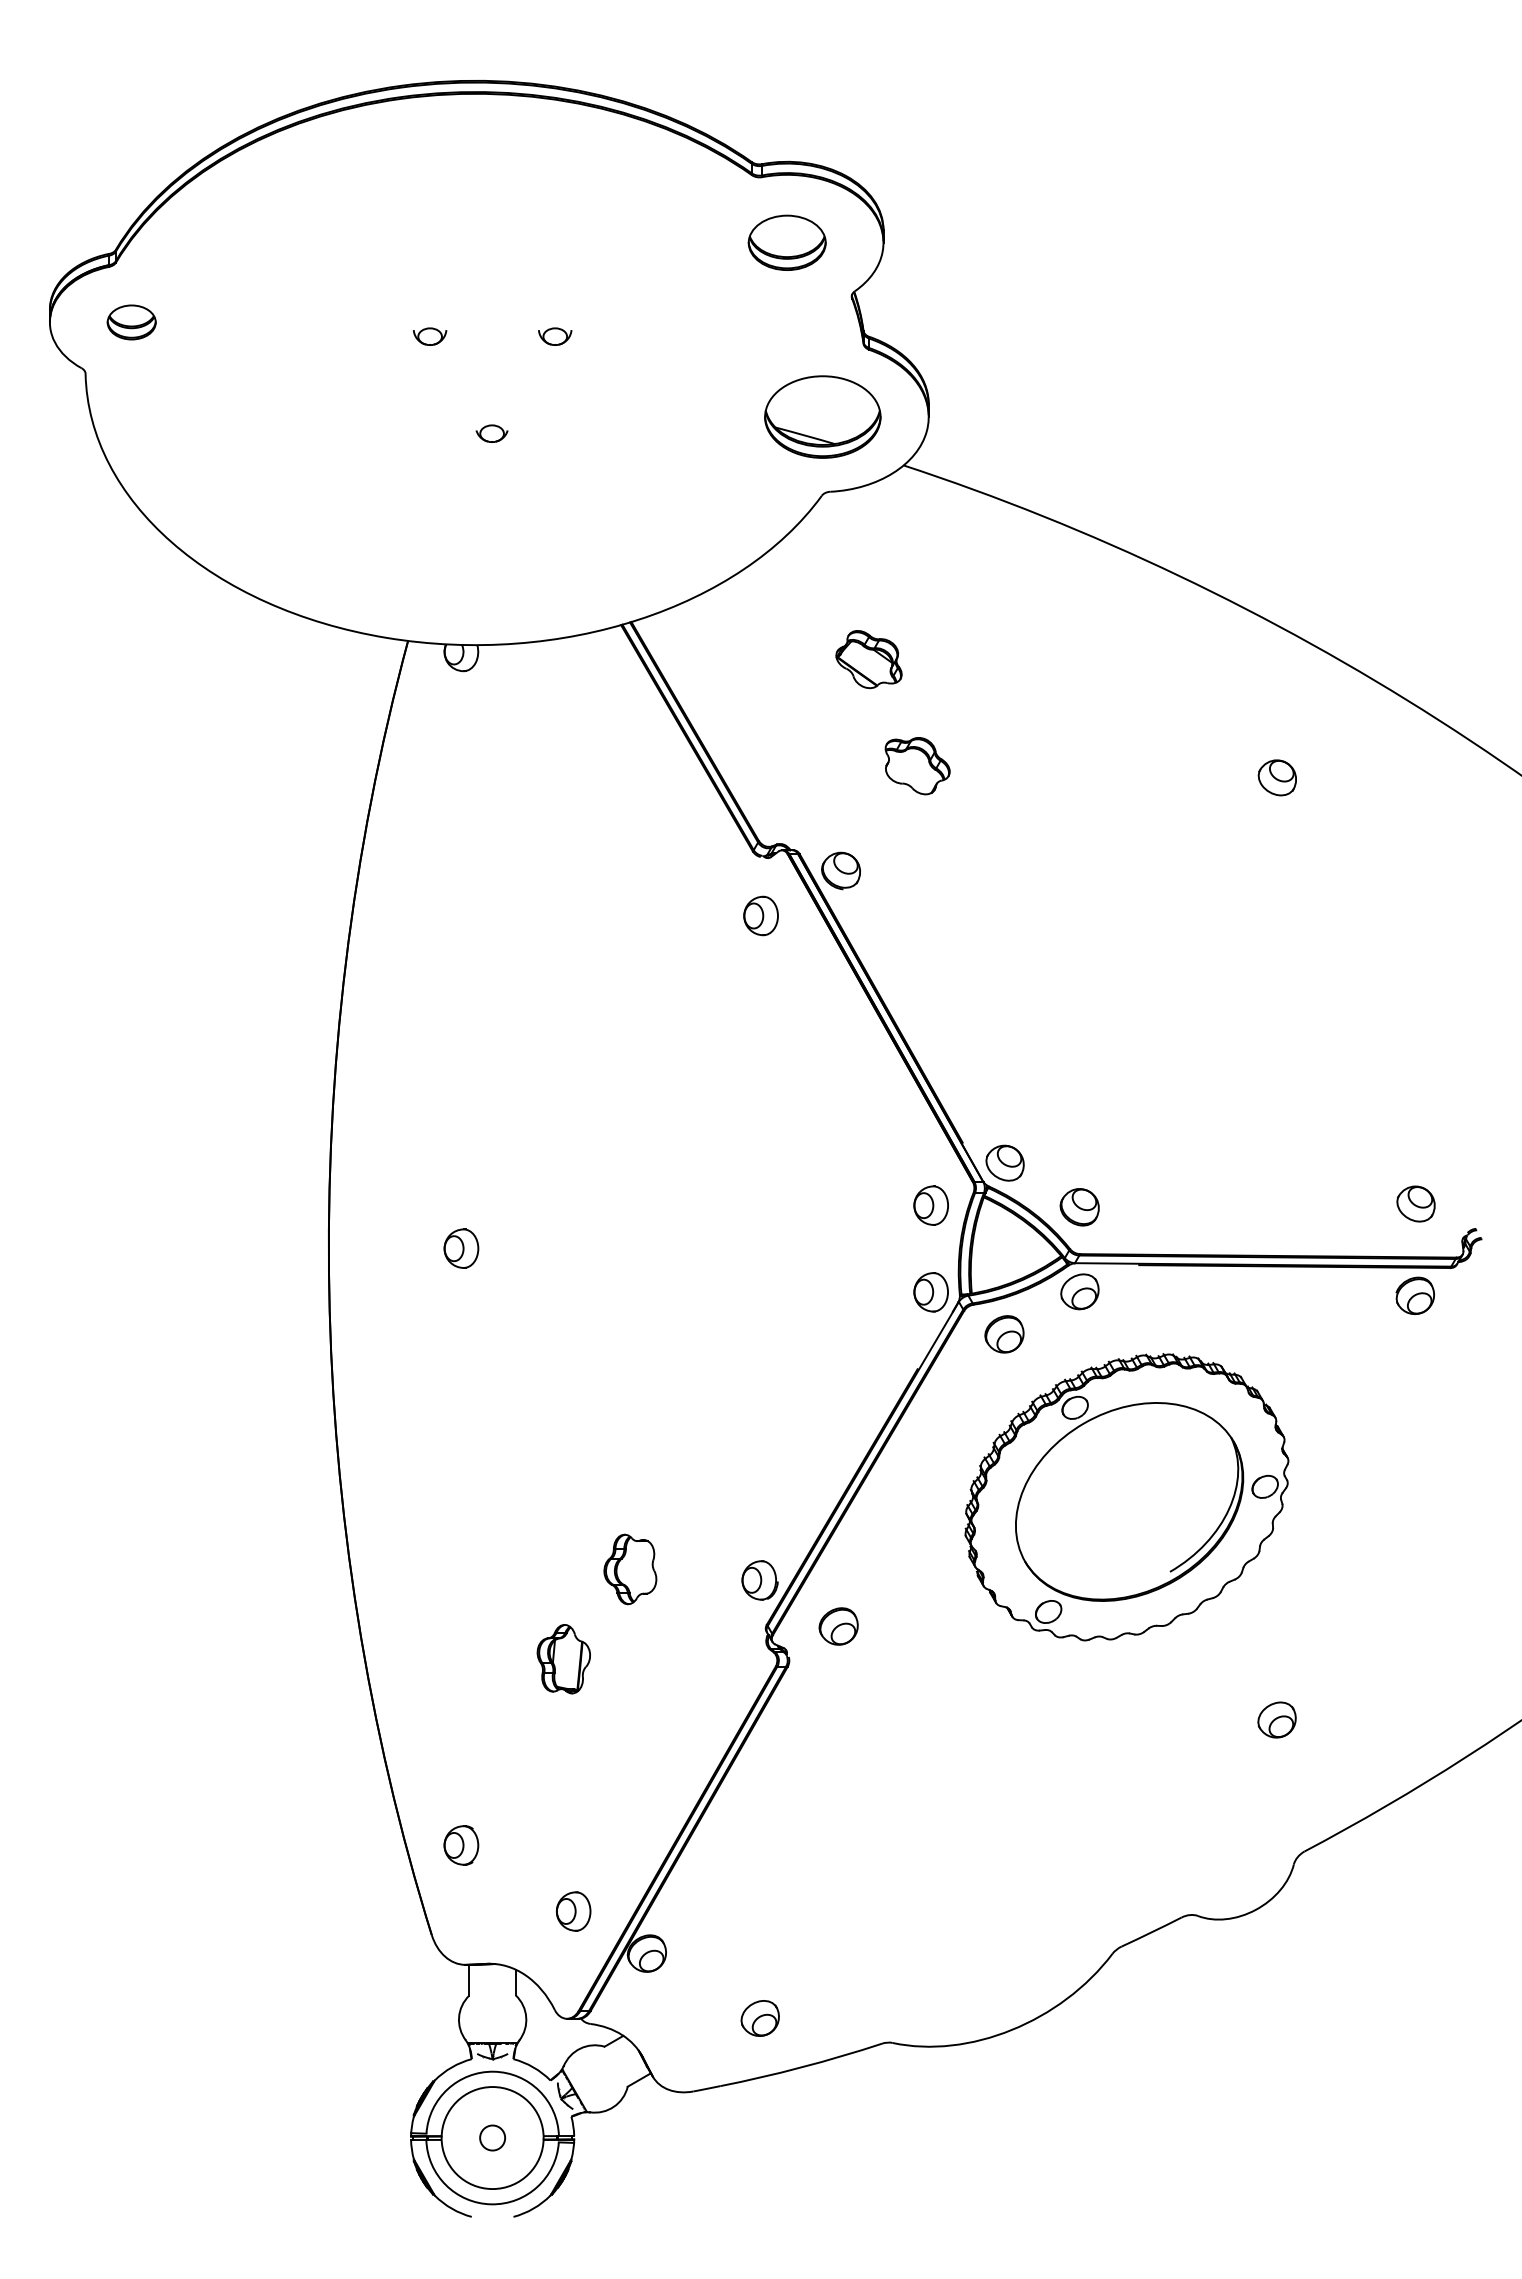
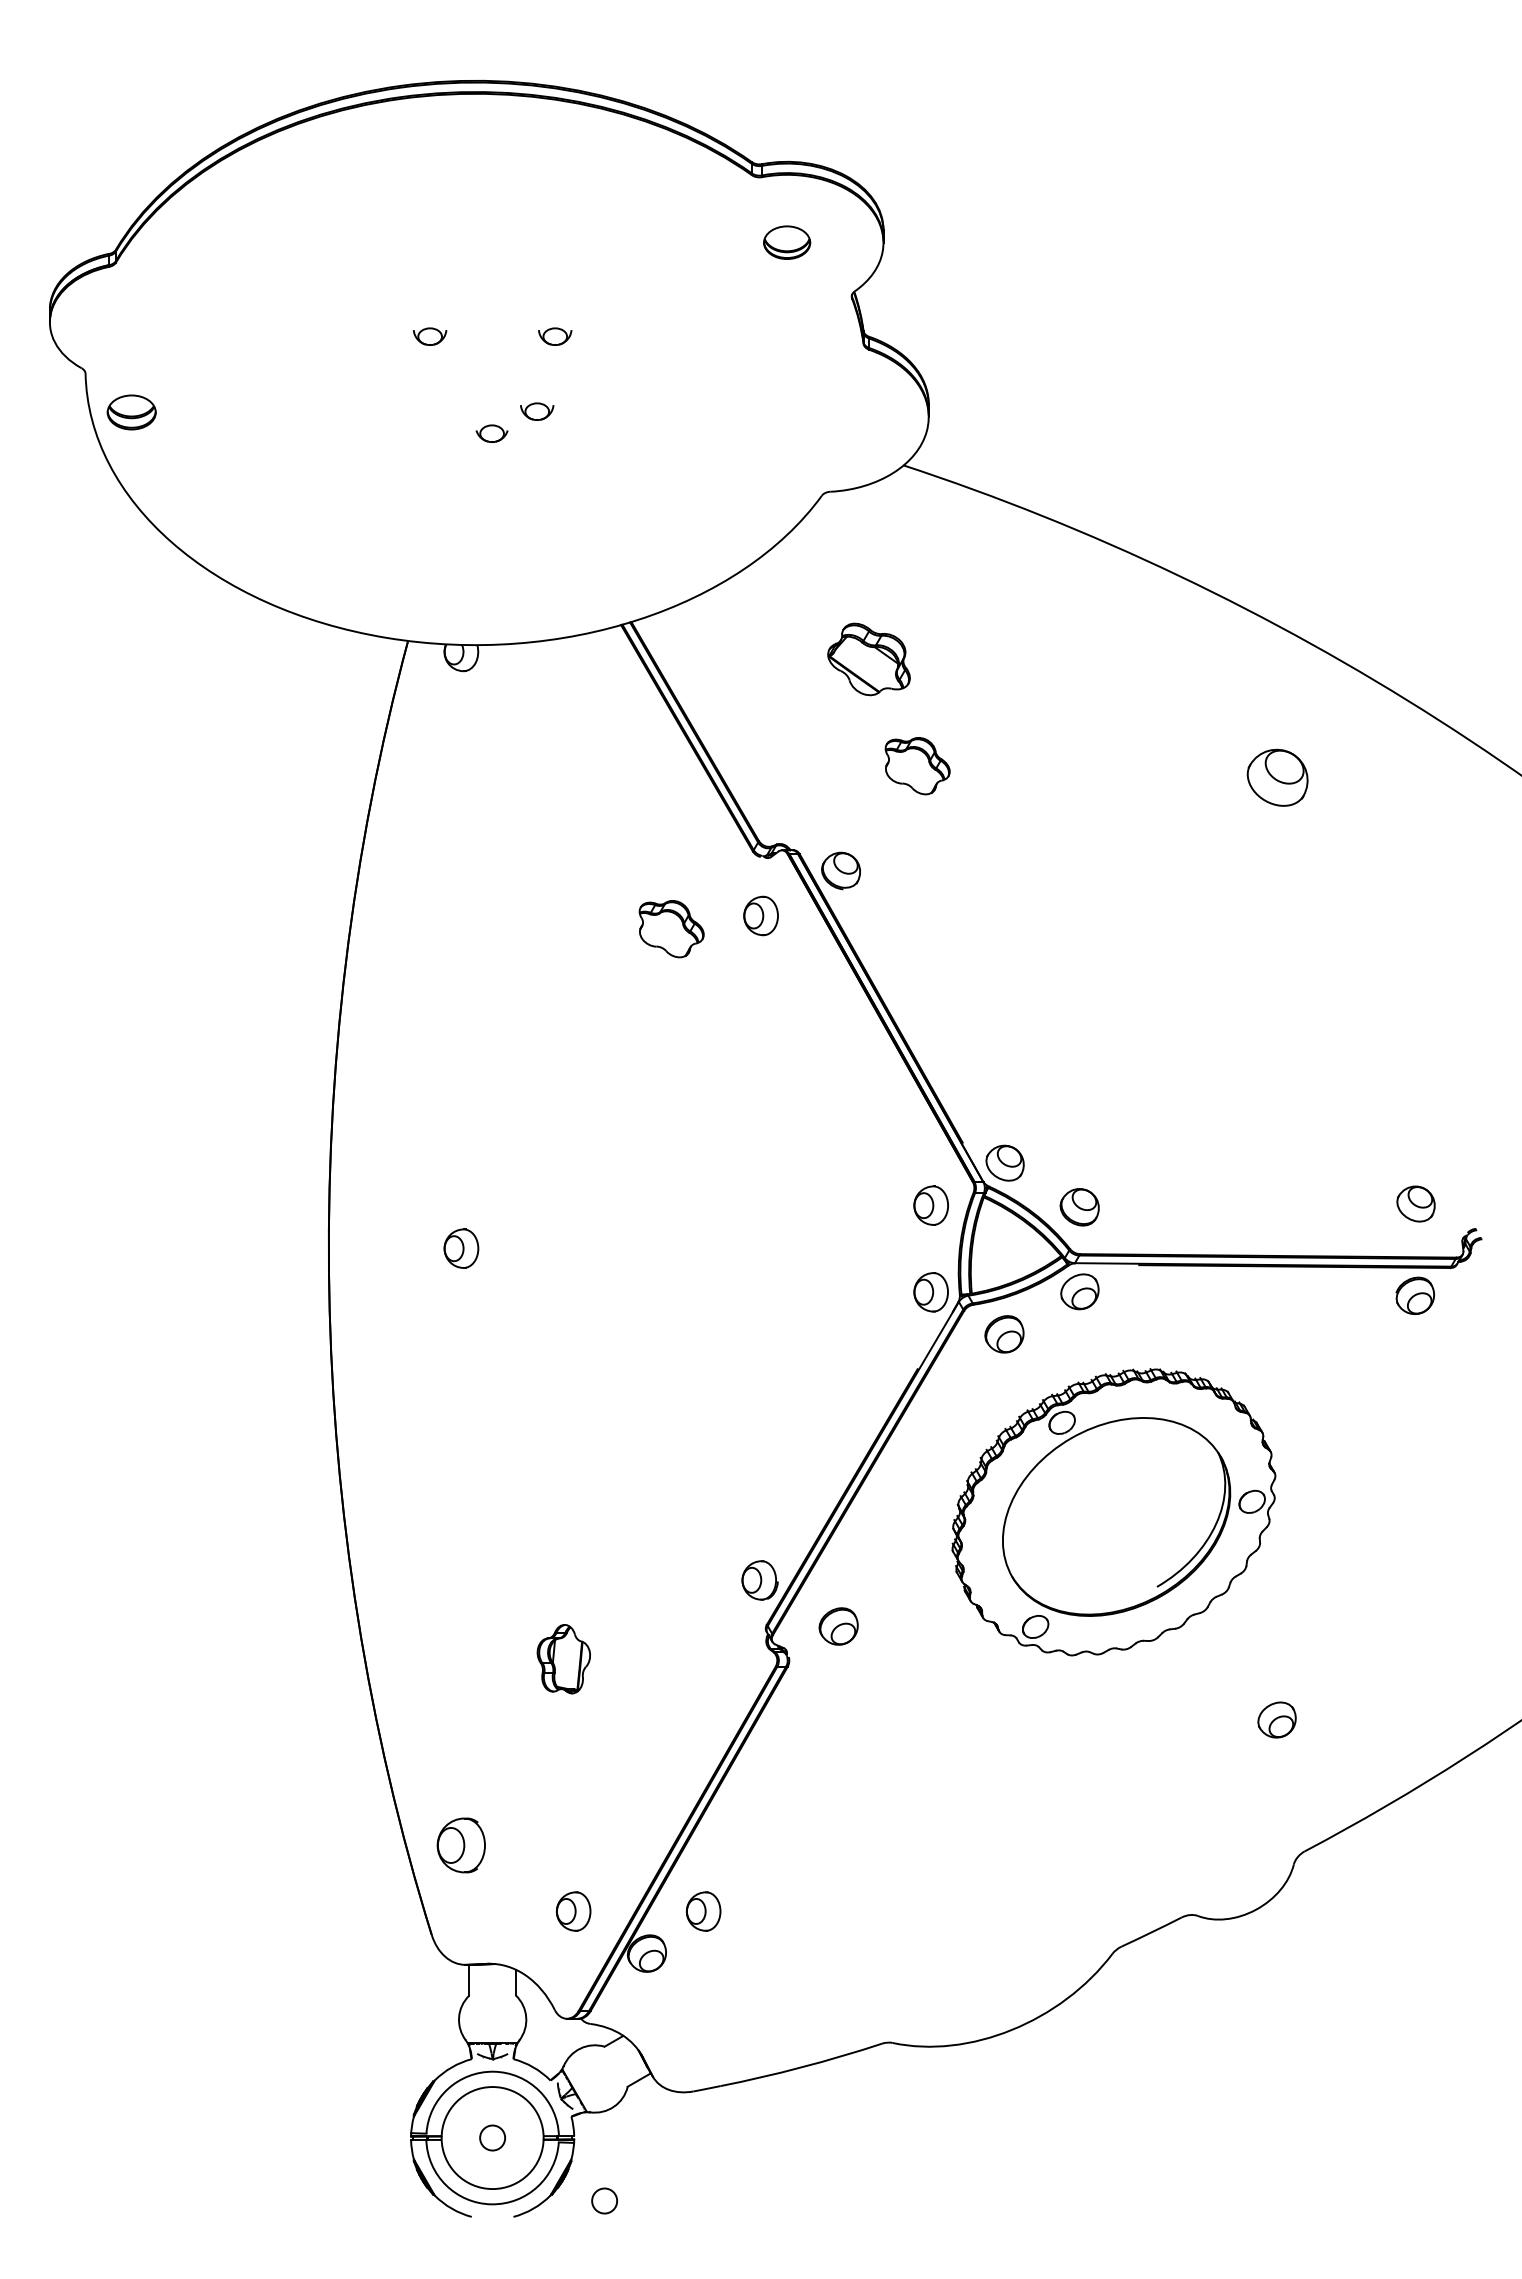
part size: 80x57 px -> 49x35 px (787, 242)
part position: (131, 322) -> (131, 412) (131, 412)
part: none -> present (537, 411)
part: present -> none (822, 416)
part size: 68x60 px -> 84x75 px (868, 659)
part size: 40x38 px -> 63x59 px (1277, 777)
part: none -> present (671, 929)
part position: (1126, 1497) -> (1113, 1512) (1113, 1512)
part: present -> none (630, 1569)
part size: 37x41 px -> 50x57 px (460, 1845)
part: none -> present (703, 1911)
part: present -> none (759, 2018)
circle: none -> present (604, 2200)
